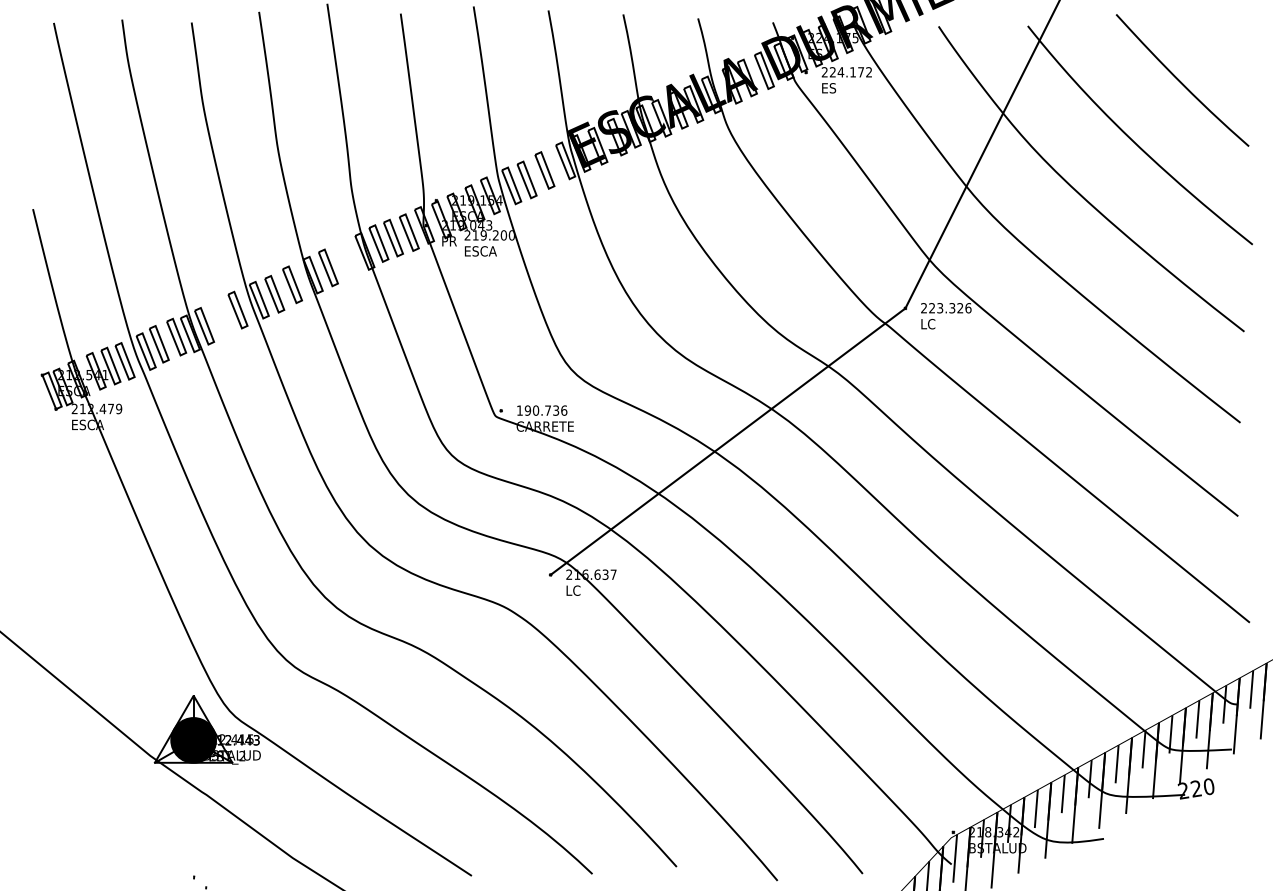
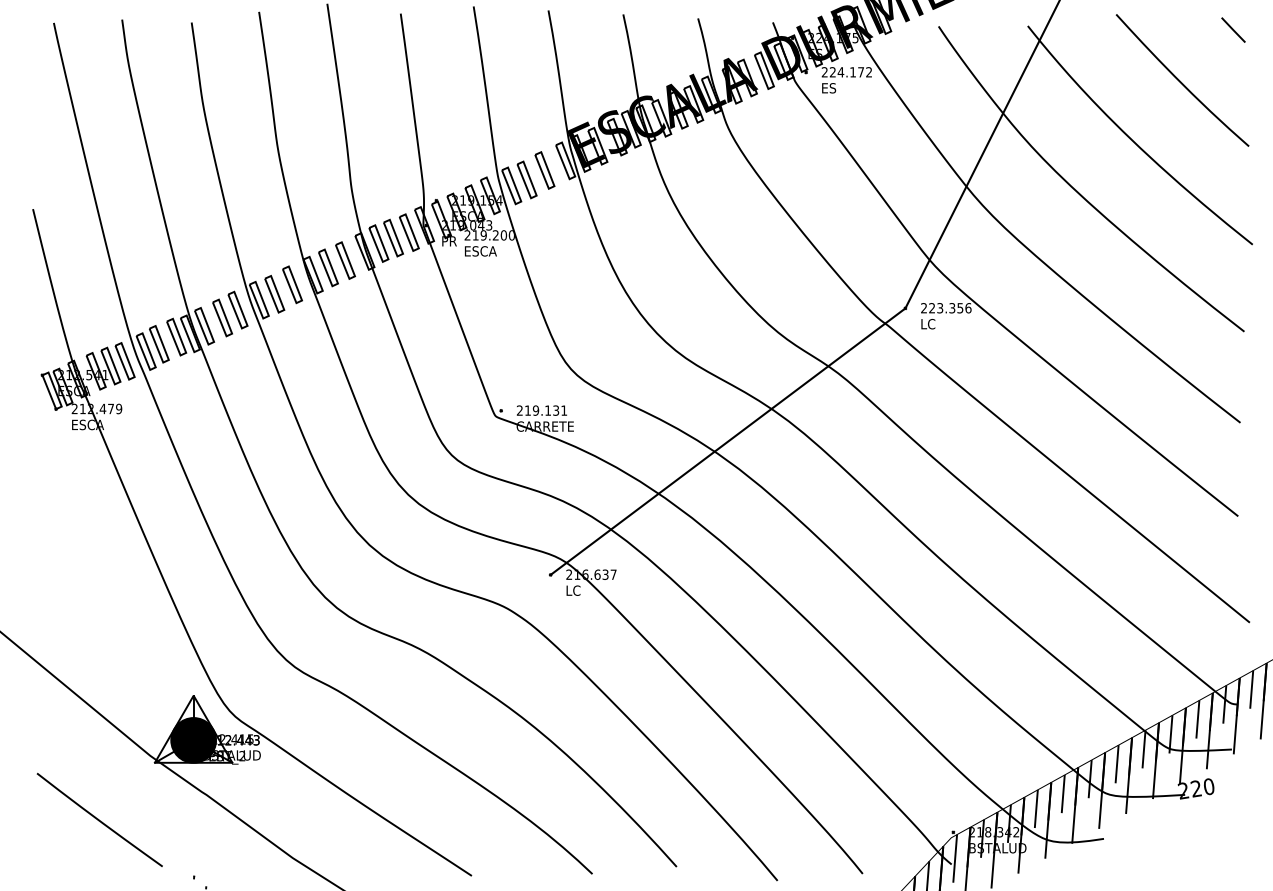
line: none -> present (1233, 29)
part: none -> present (345, 260)
text: 223.326 -> 223.356 (960, 308)
part: none -> present (222, 317)
text: 190.736 -> 219.131 (541, 410)
line: none -> present (99, 819)
